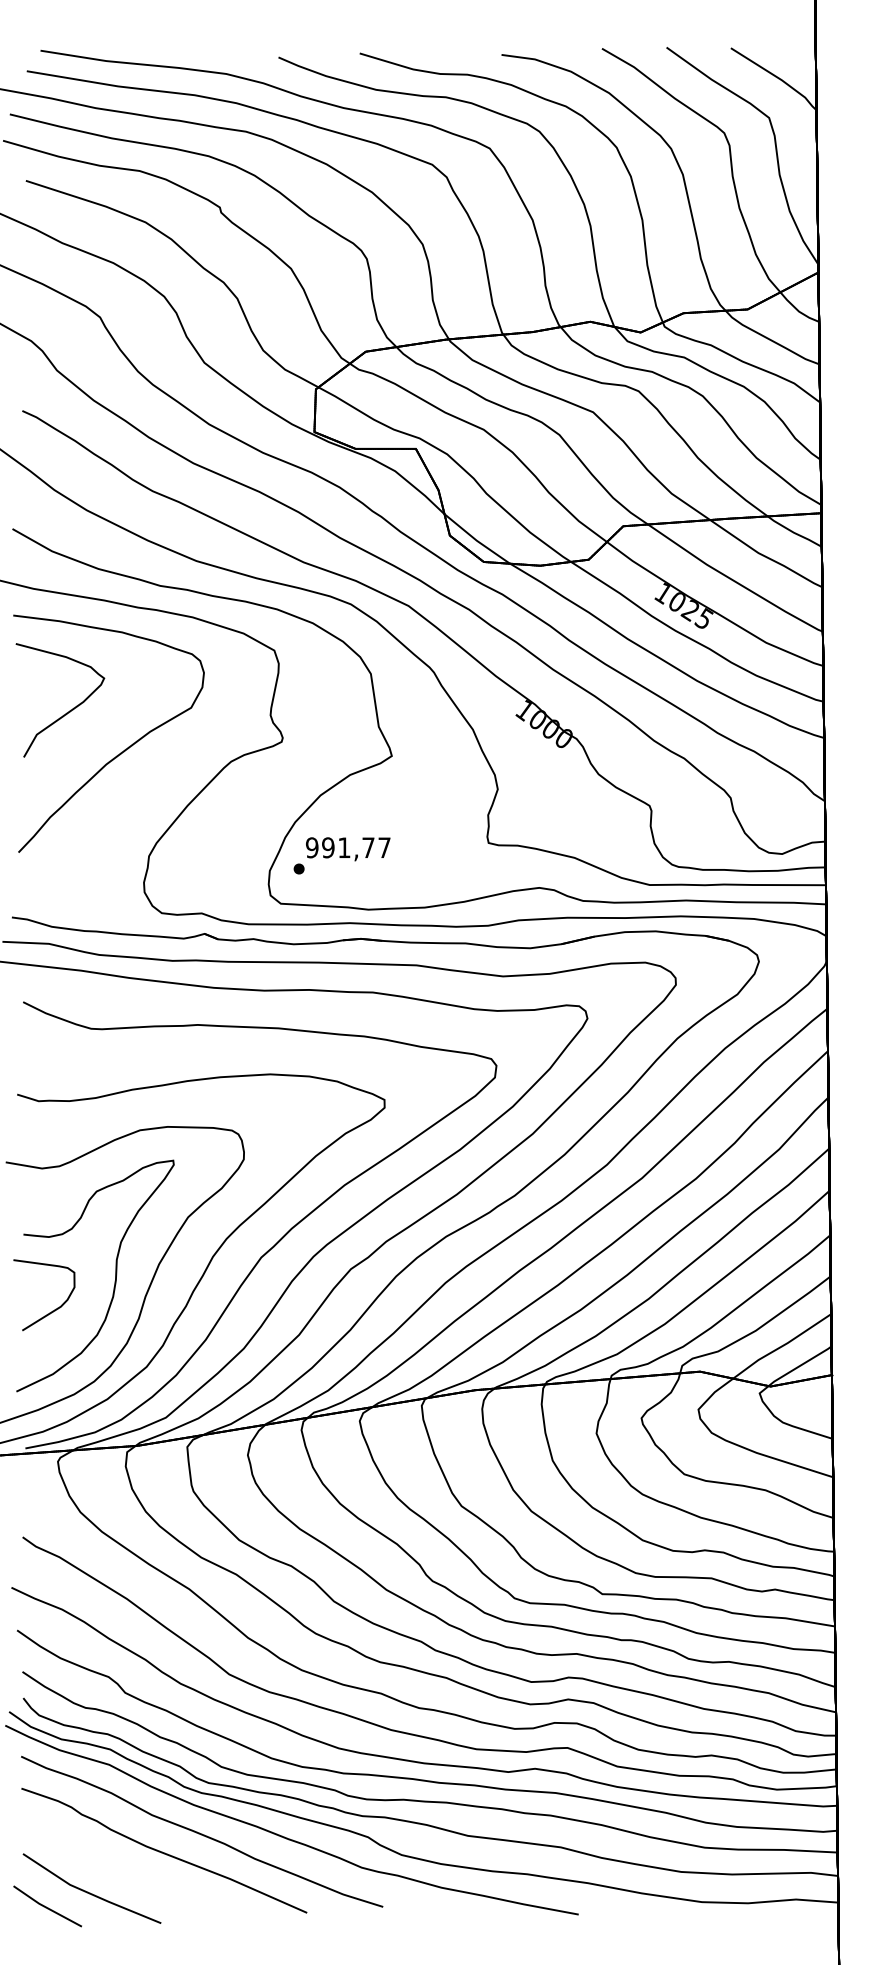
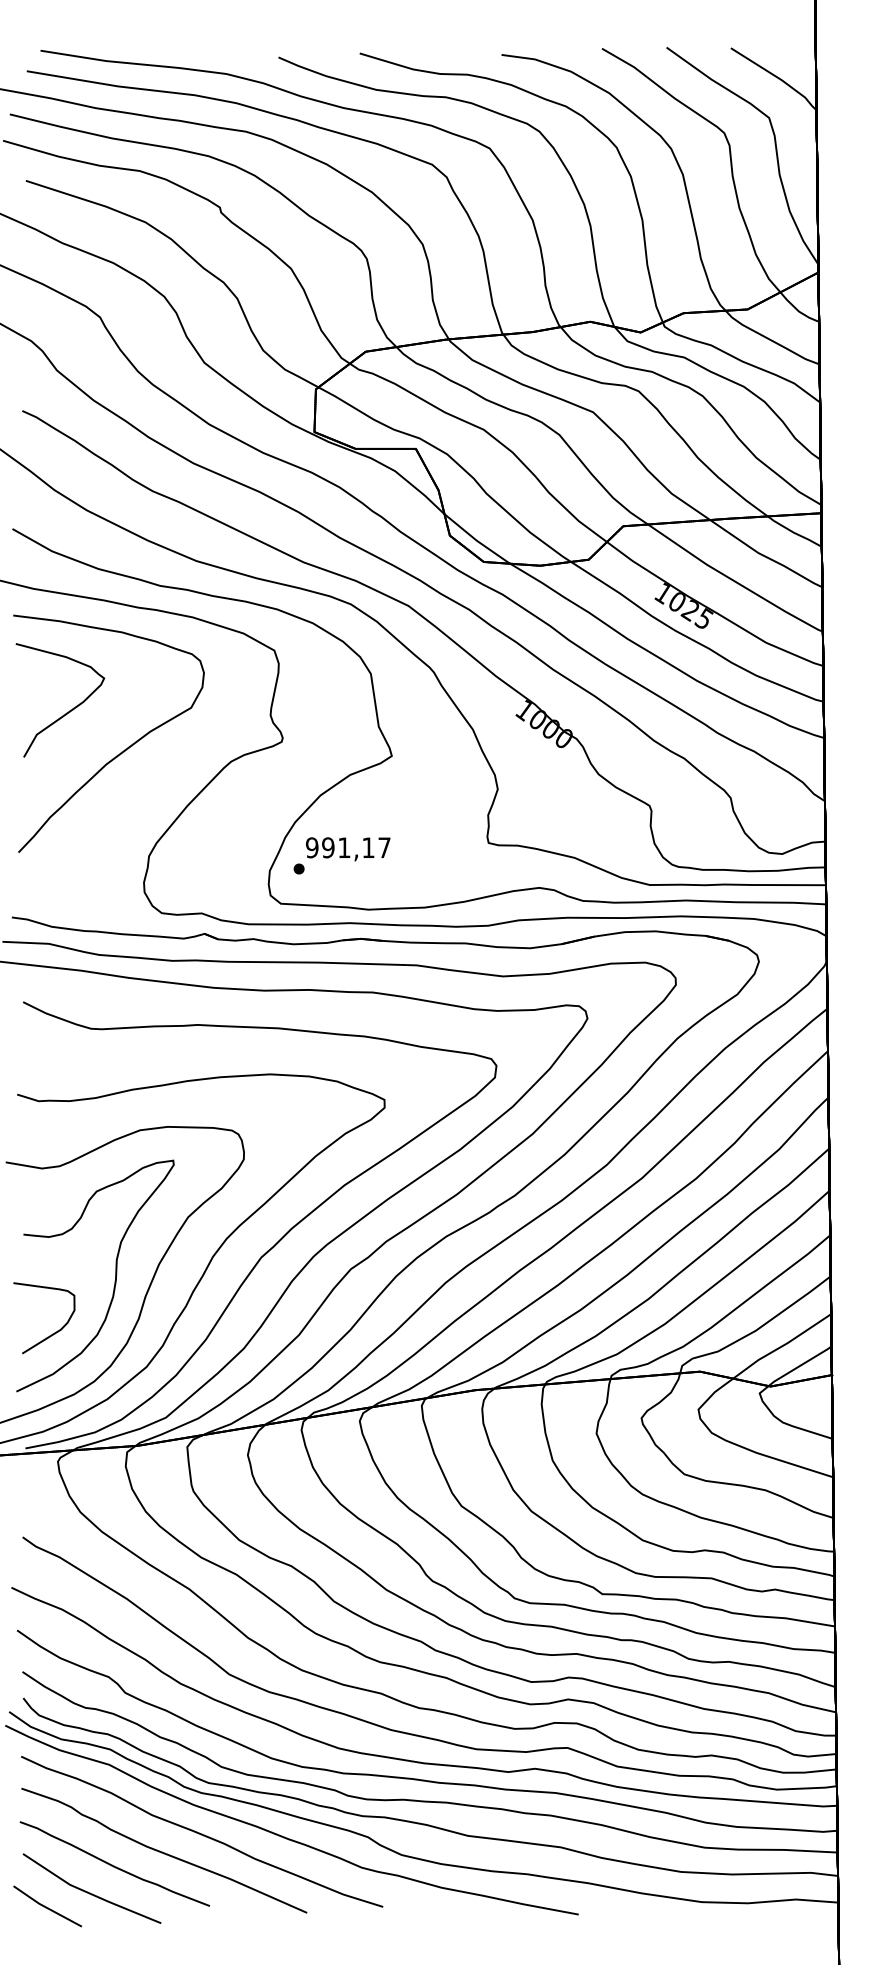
text: 991,77 -> 991,17 (368, 847)
curve position: (52, 1310) -> (52, 1333) (52, 1333)
curve: none -> present (114, 1865)
